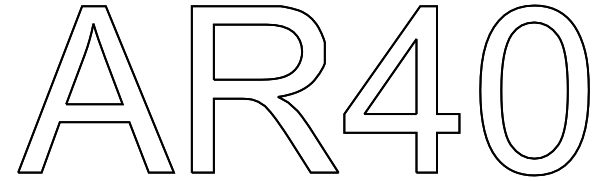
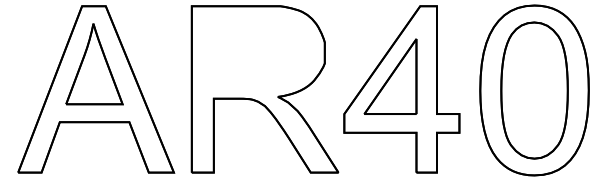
part: present -> none (257, 51)
